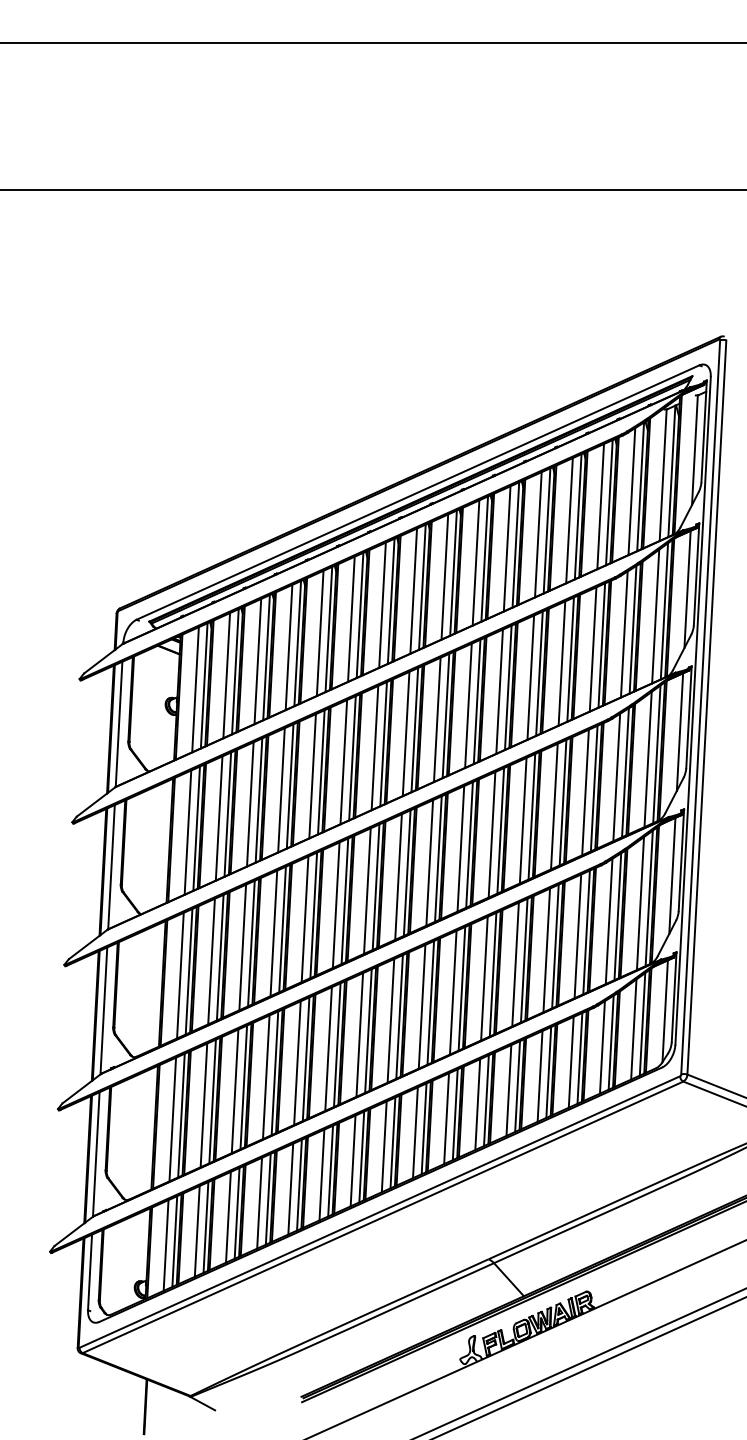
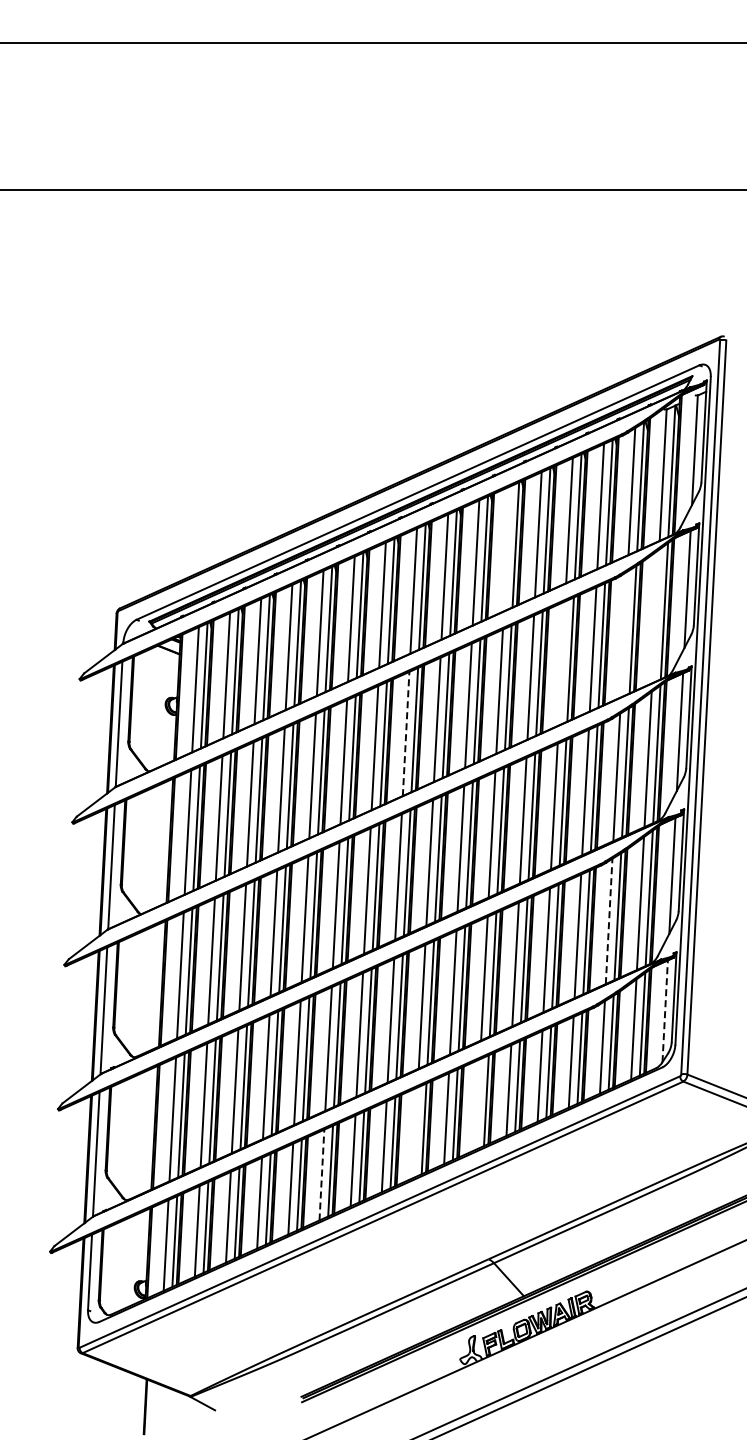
line: present -> none (506, 548)
line: present -> none (655, 616)
line: present -> none (623, 634)
line: present -> none (561, 663)
line: solid -> dashed (406, 733)
line: solid -> dashed (609, 921)
line: solid -> dashed (665, 1011)
line: present -> none (477, 1104)
line: present -> none (415, 1132)
line: solid -> dashed (321, 1174)
